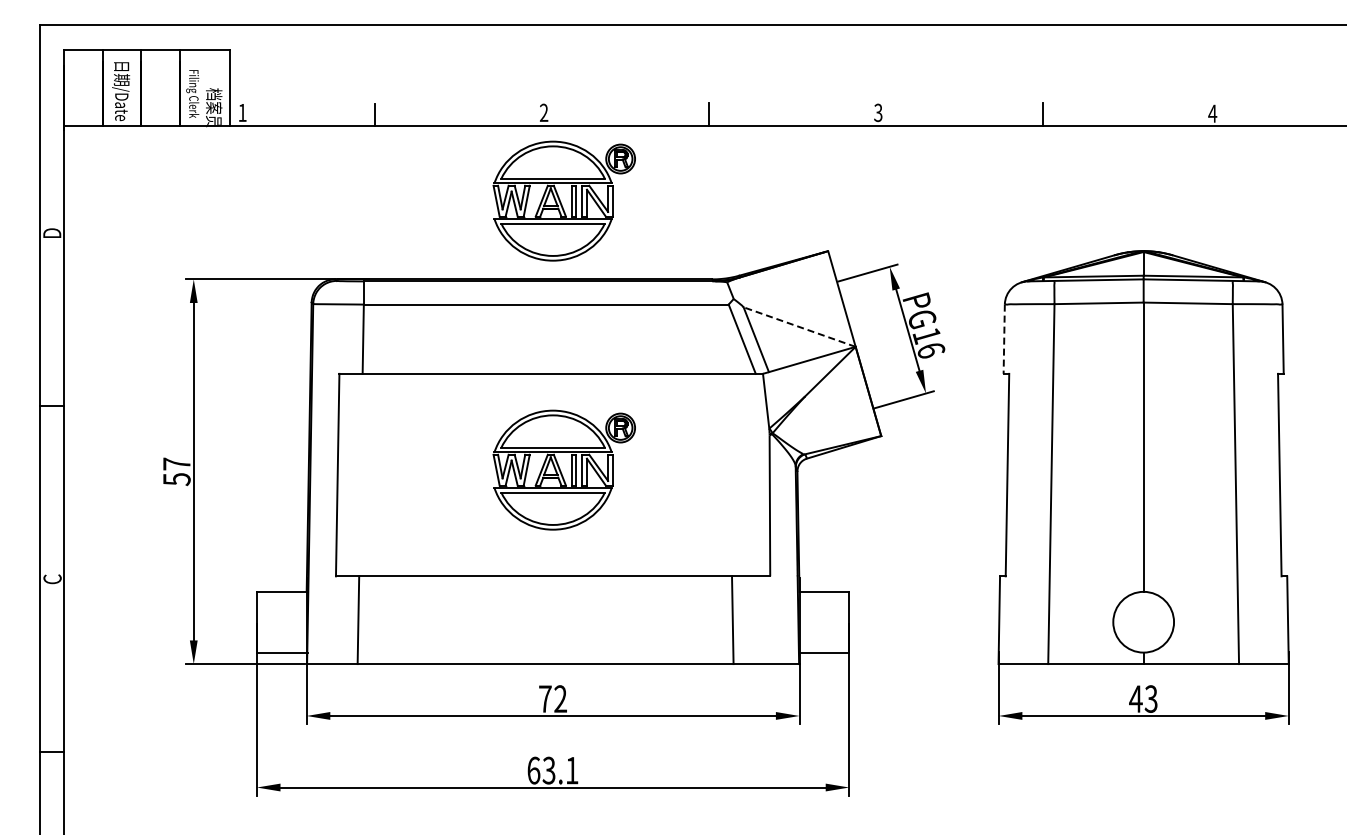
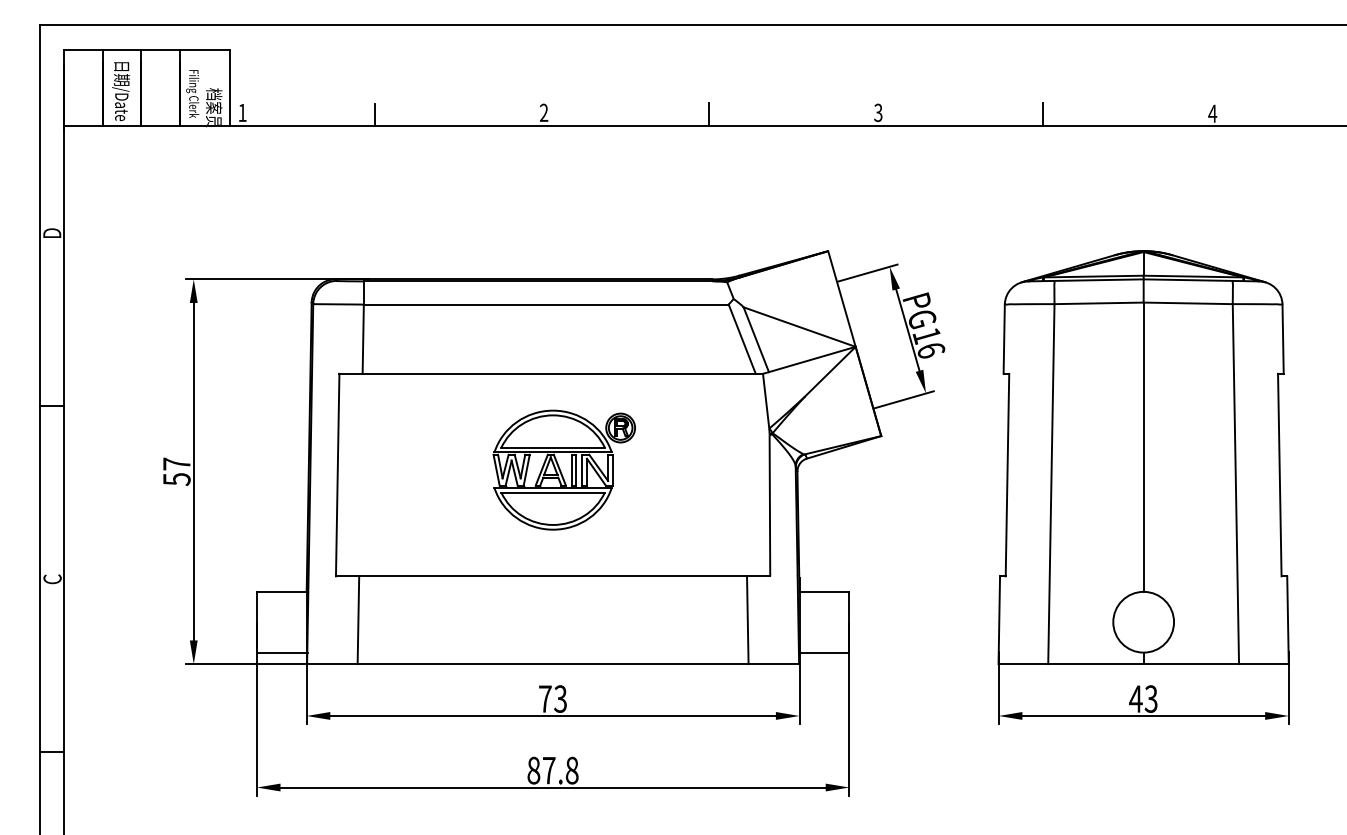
part: present -> none (563, 200)
line: dashed -> solid (799, 326)
line: dashed -> solid (1004, 339)
line position: (732, 620) -> (747, 620) (747, 620)
text: 72 -> 73 (560, 698)
text: 63.1 -> 87.8 (552, 770)
